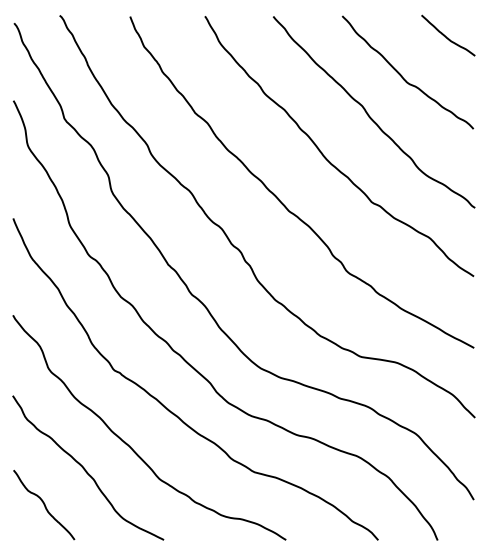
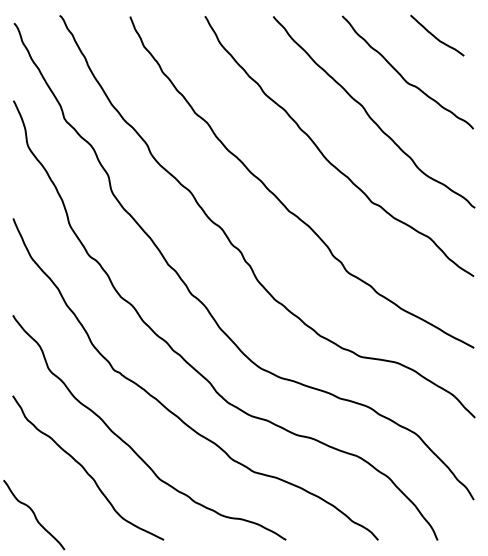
curve position: (448, 37) -> (437, 37) (437, 37)
curve position: (44, 504) -> (34, 514) (34, 514)
